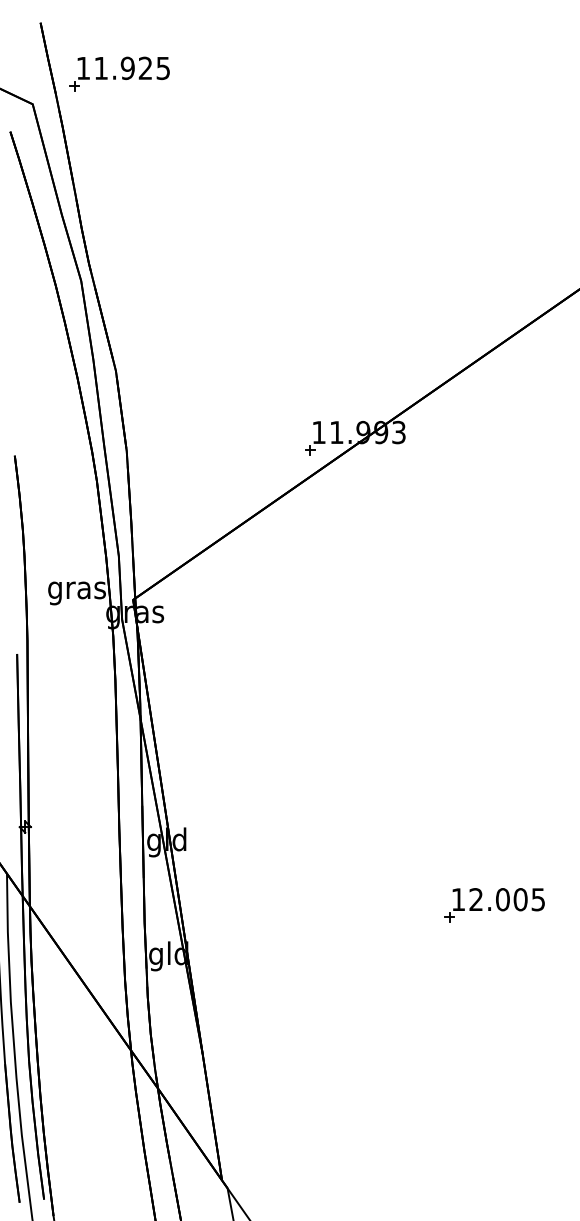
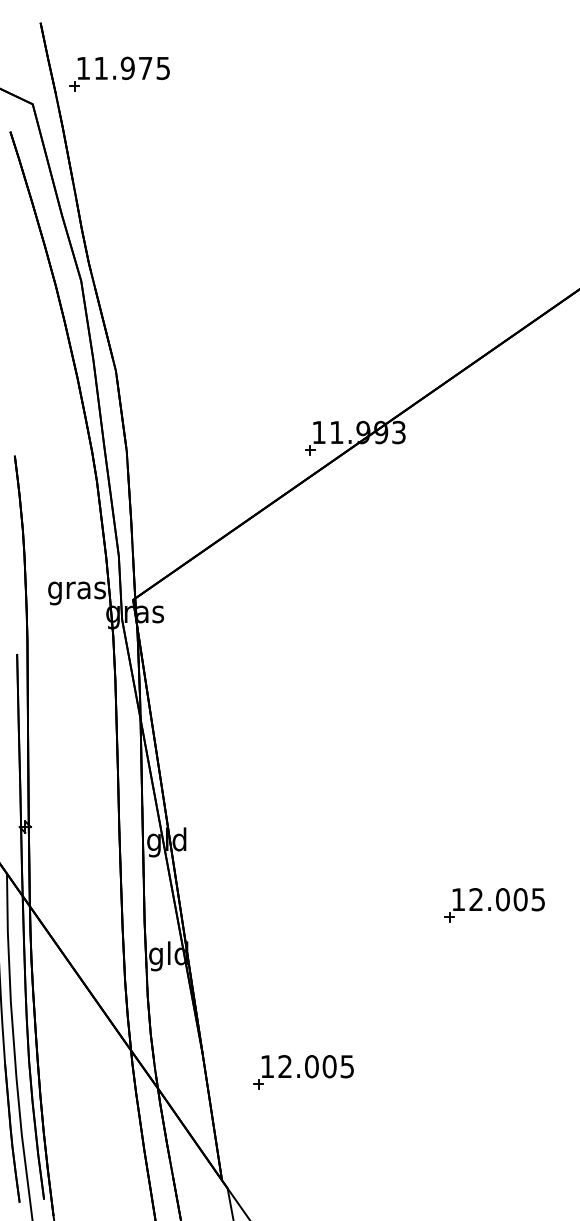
text: 11.925 -> 11.975 (145, 67)
part: none -> present (303, 1072)
